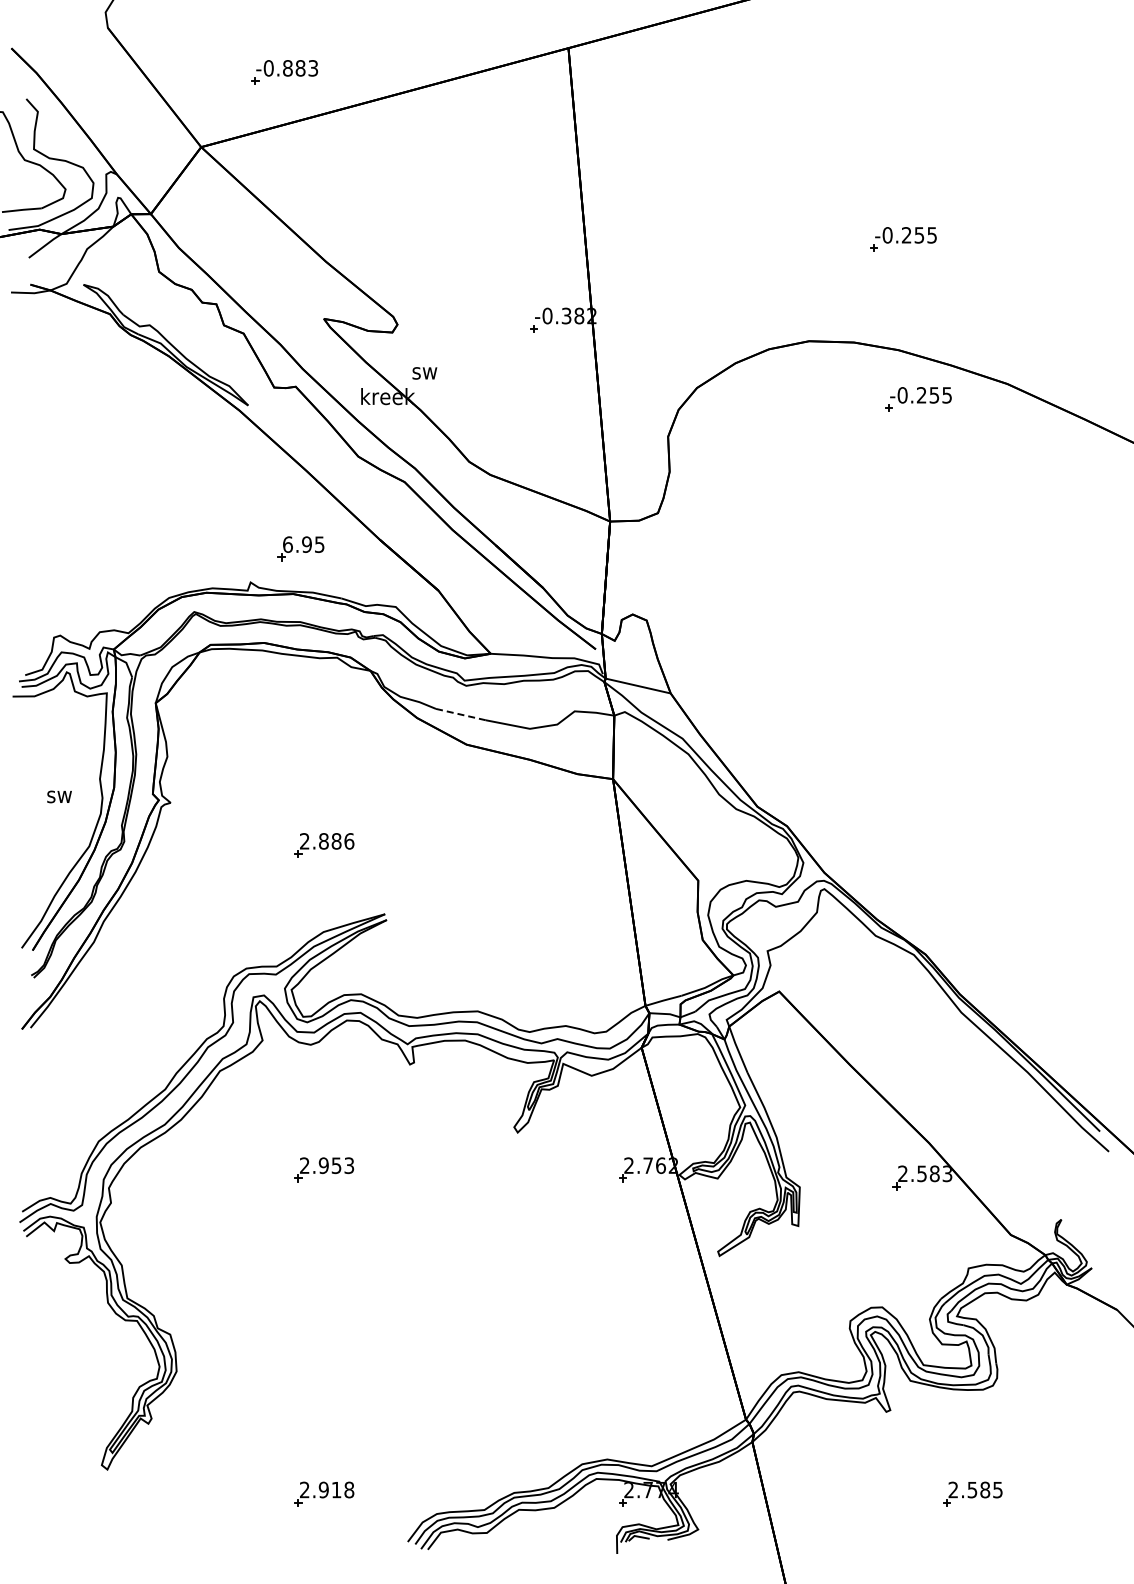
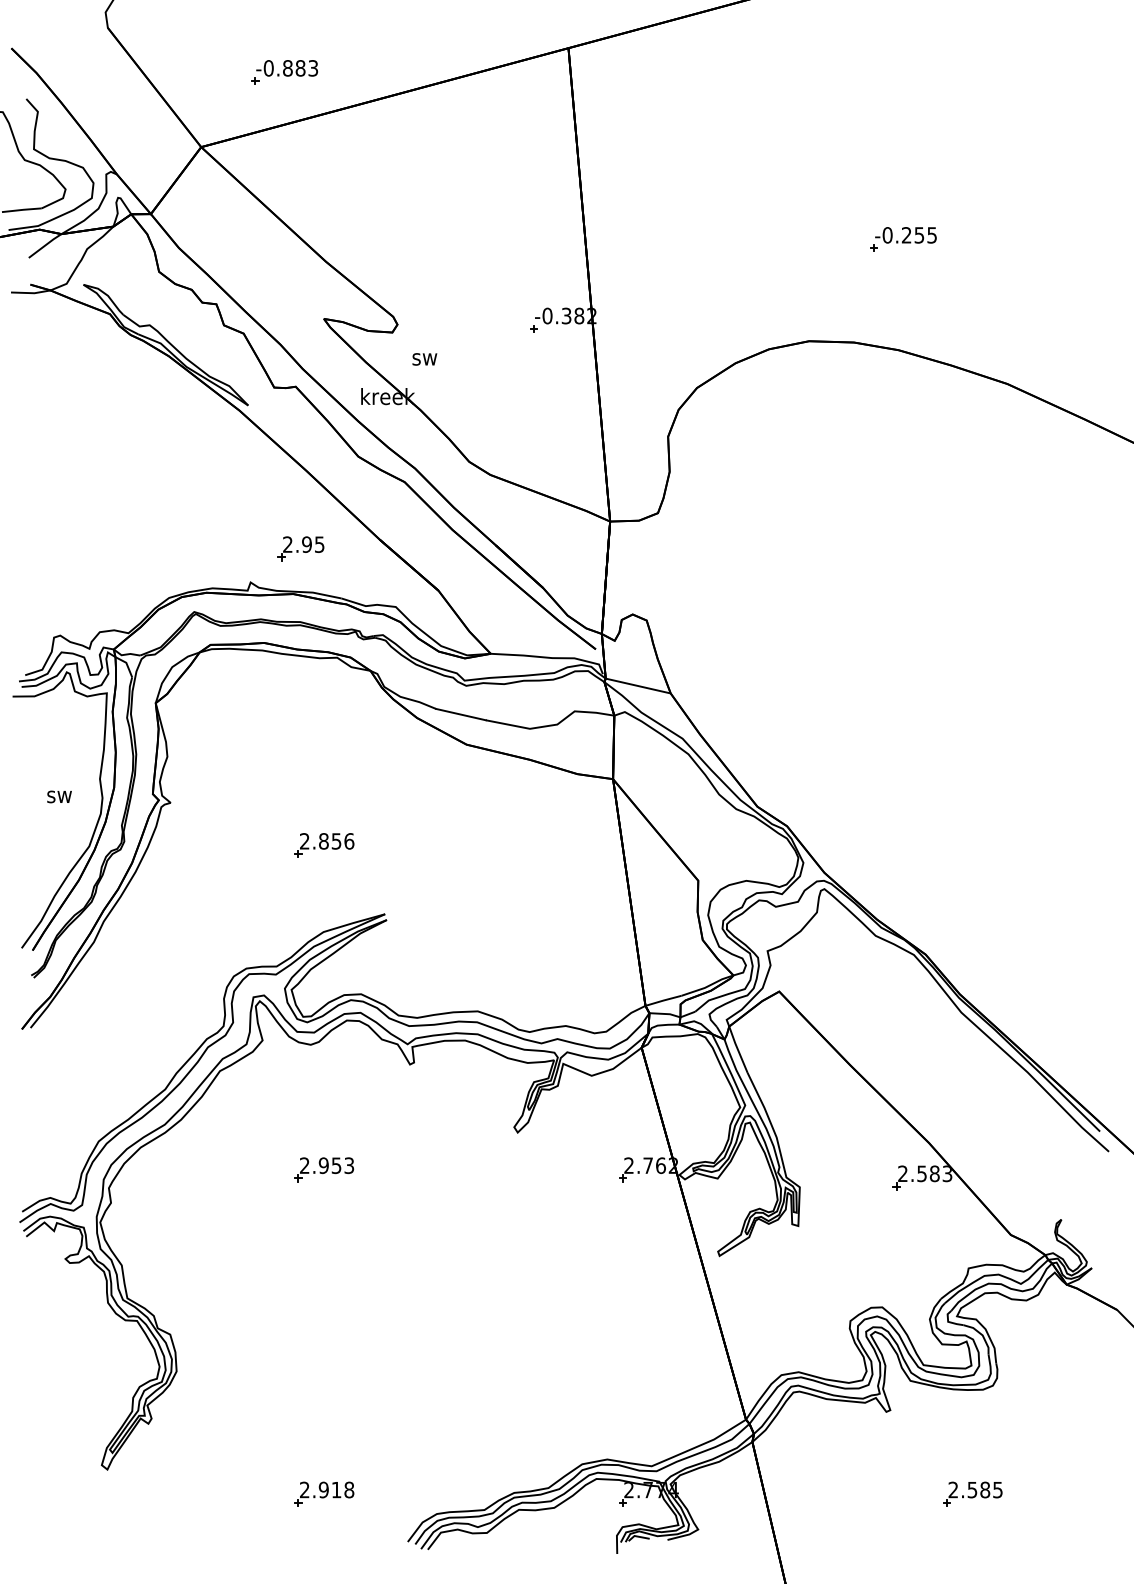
text position: (424, 373) -> (424, 359) (424, 359)
part: present -> none (918, 399)
text: 6.95 -> 2.95 (287, 544)
line: dashed -> solid (460, 714)
text: 2.886 -> 2.856 (336, 841)
